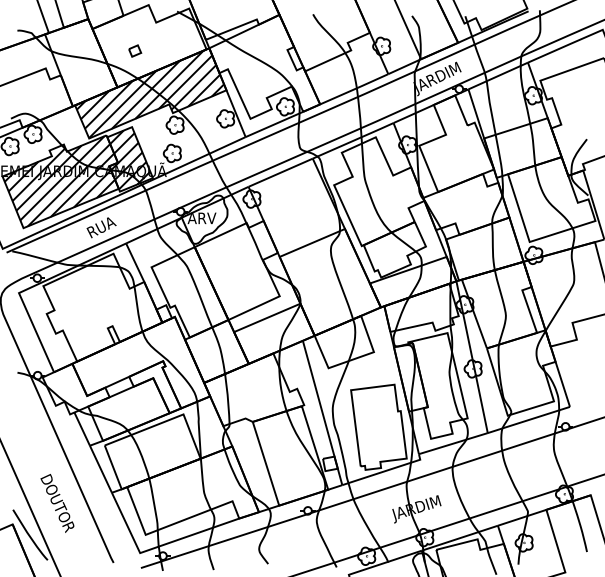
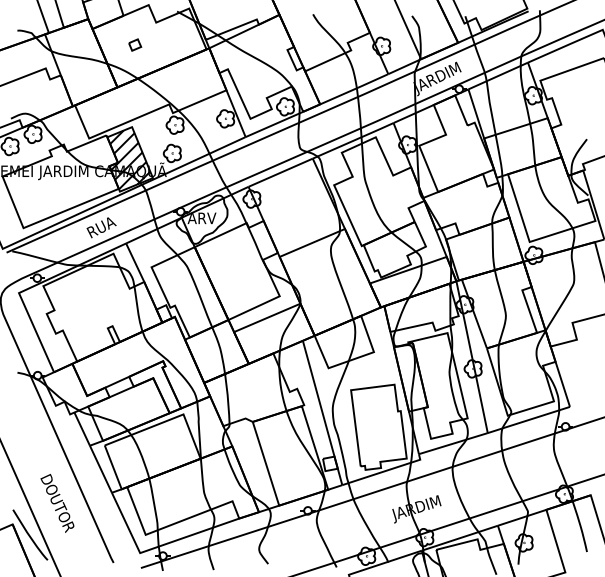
part position: (135, 50) -> (135, 44) (135, 44)
hatch: present -> none (150, 94)
hatch: present -> none (59, 181)
